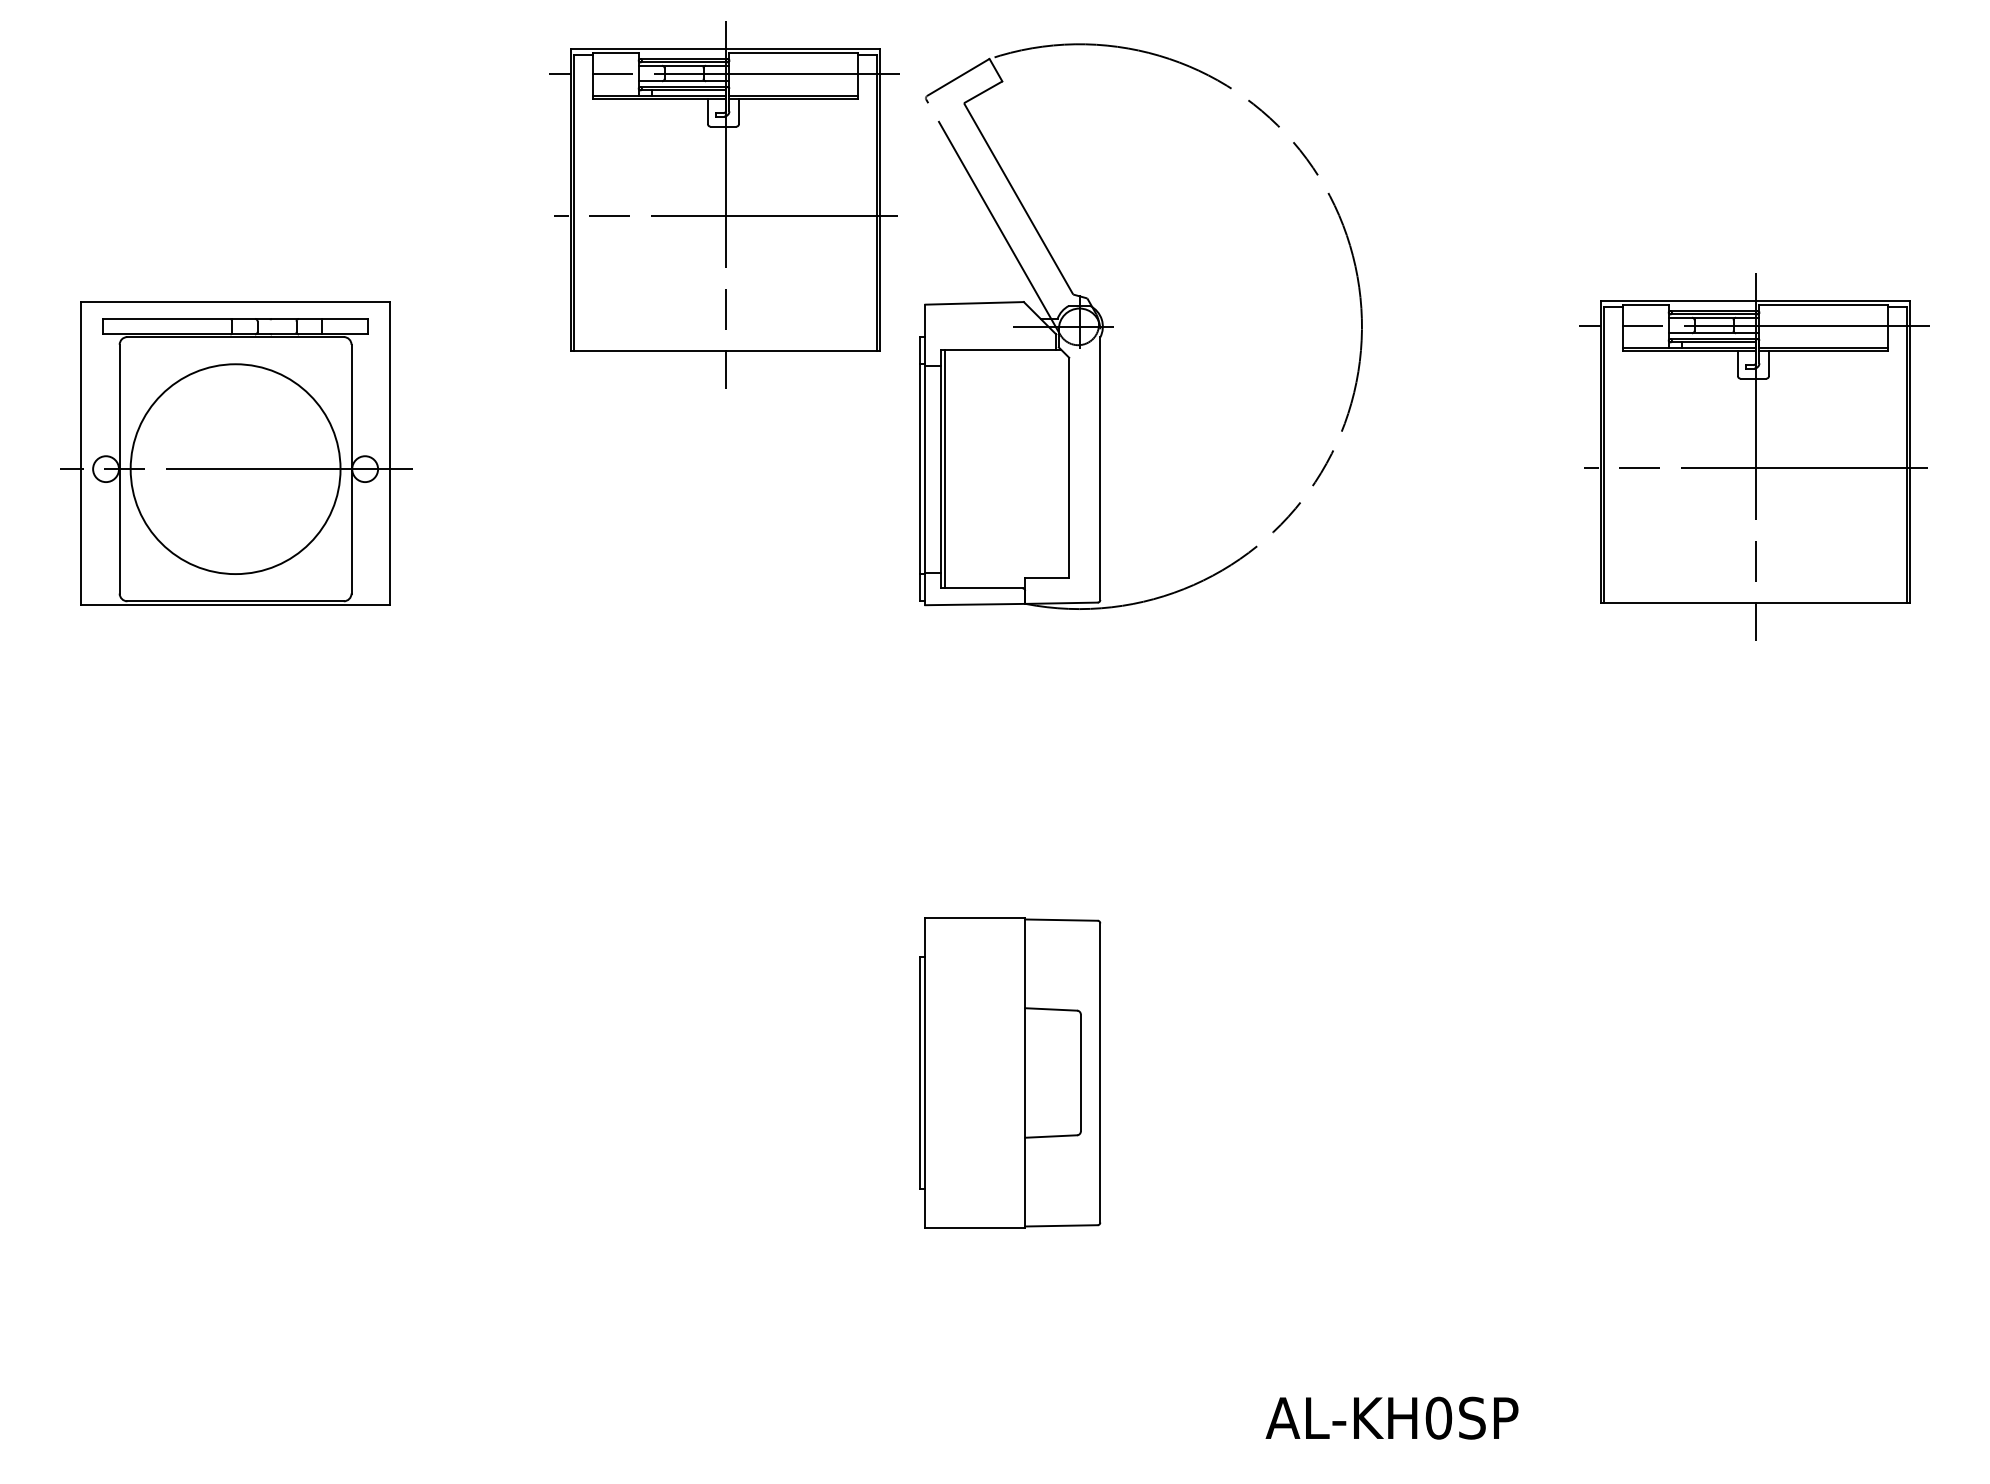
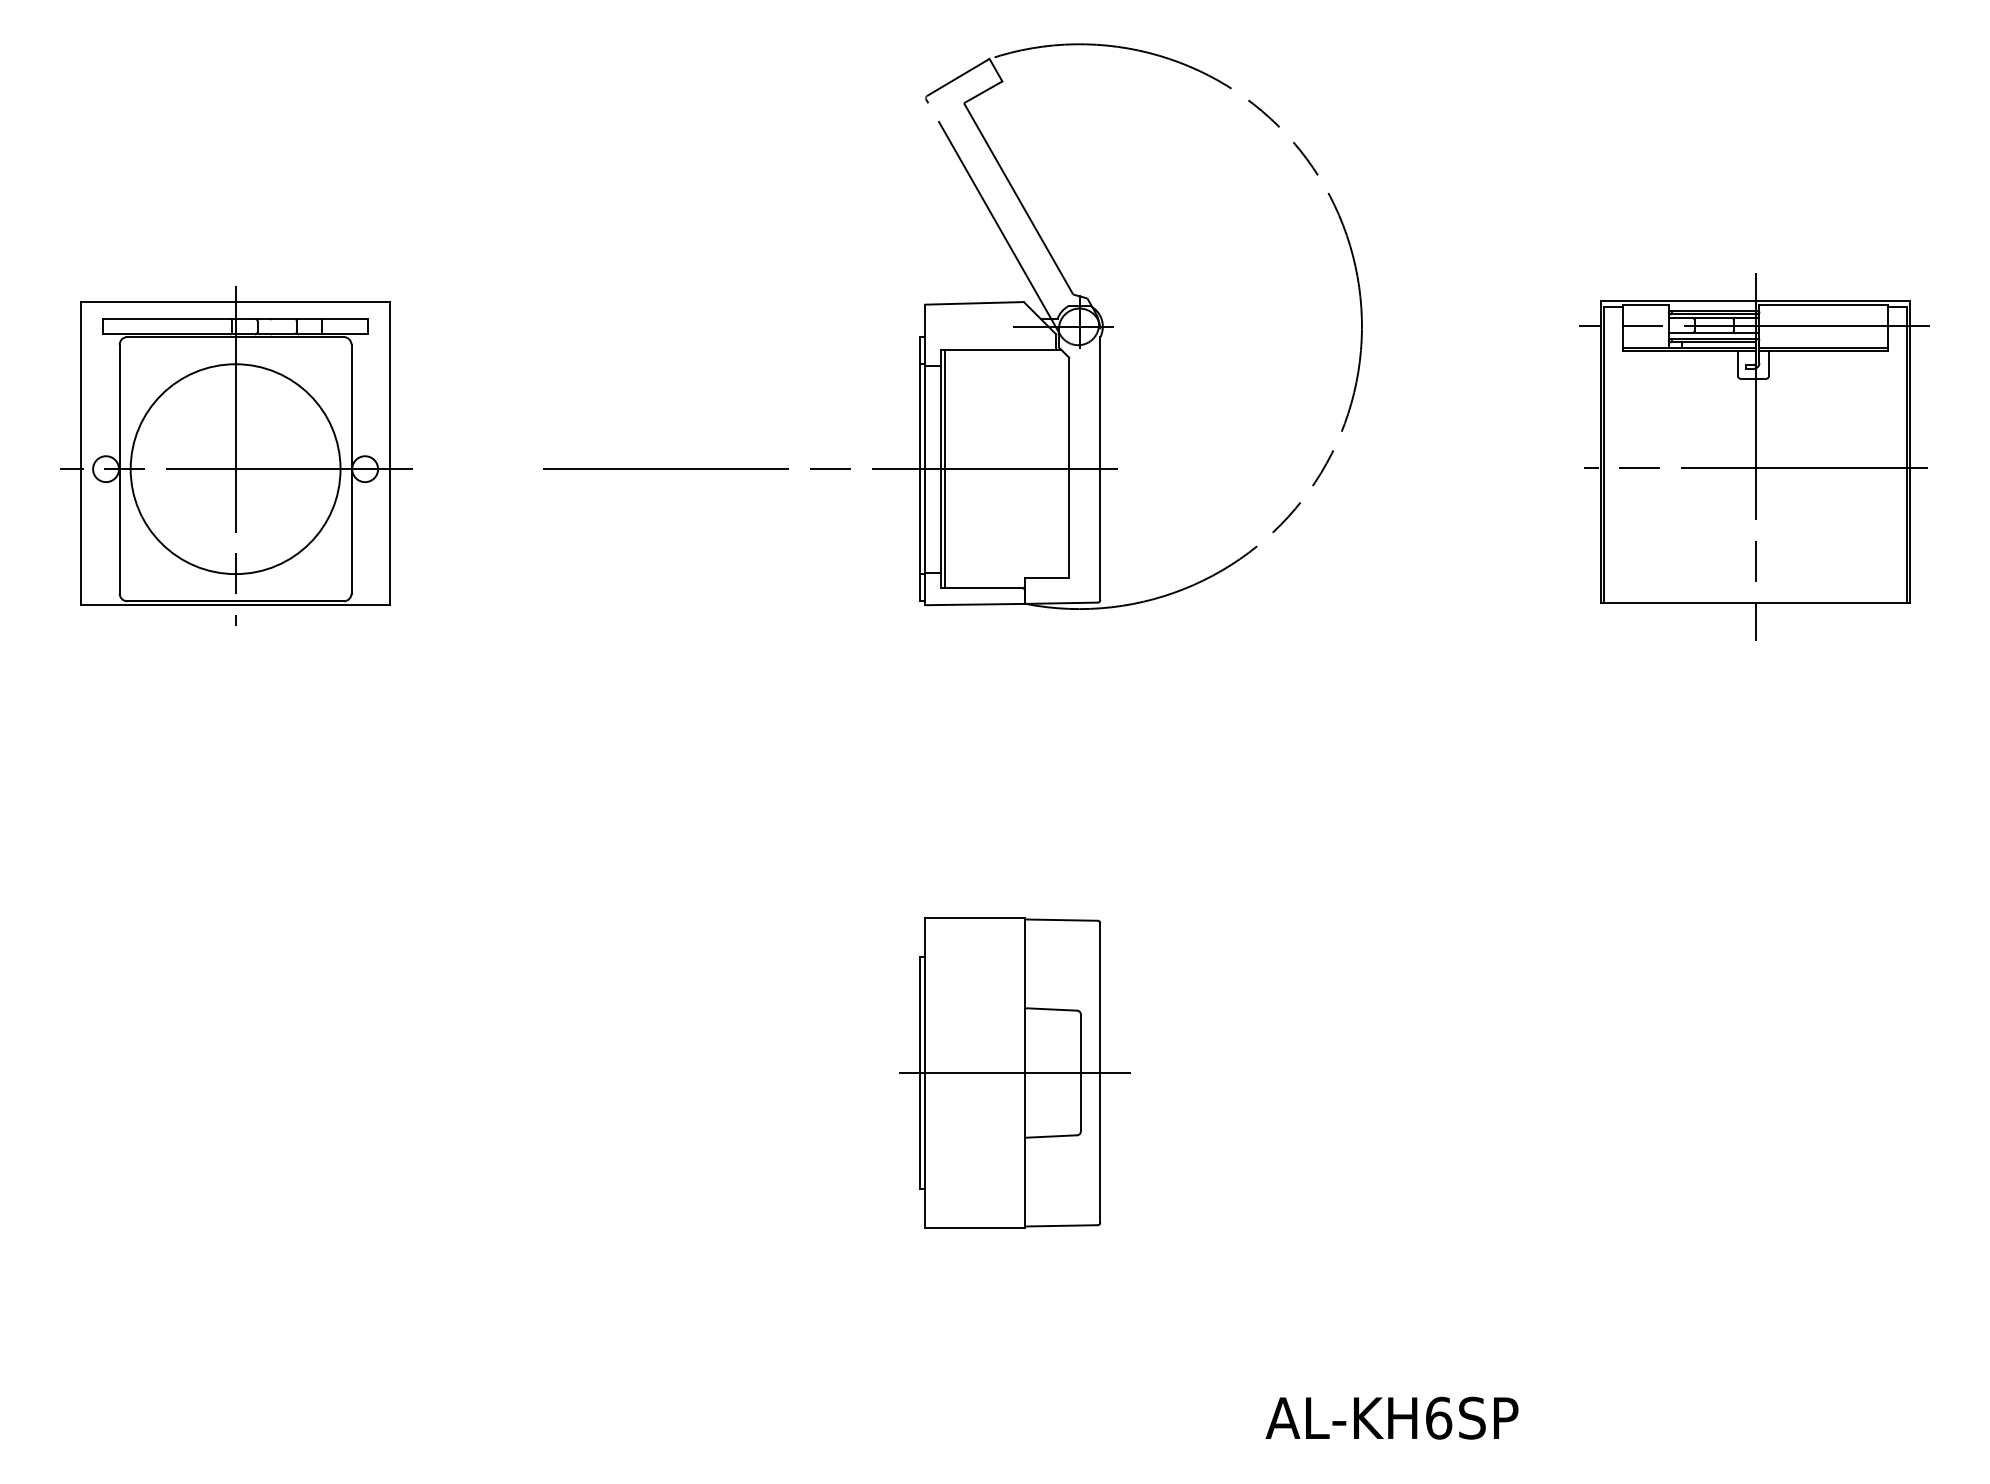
part: present -> none (724, 204)
line: none -> present (235, 456)
line: none -> present (822, 469)
line: none -> present (1014, 1072)
text: AL-KH0SP -> AL-KH6SP (1438, 1417)
